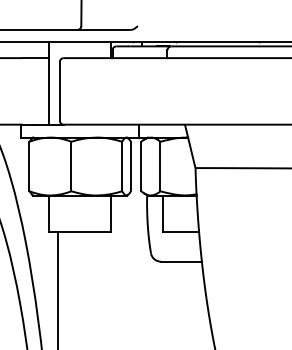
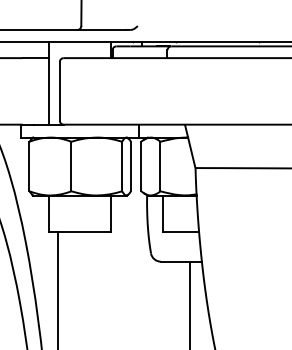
line: none -> present (190, 303)
